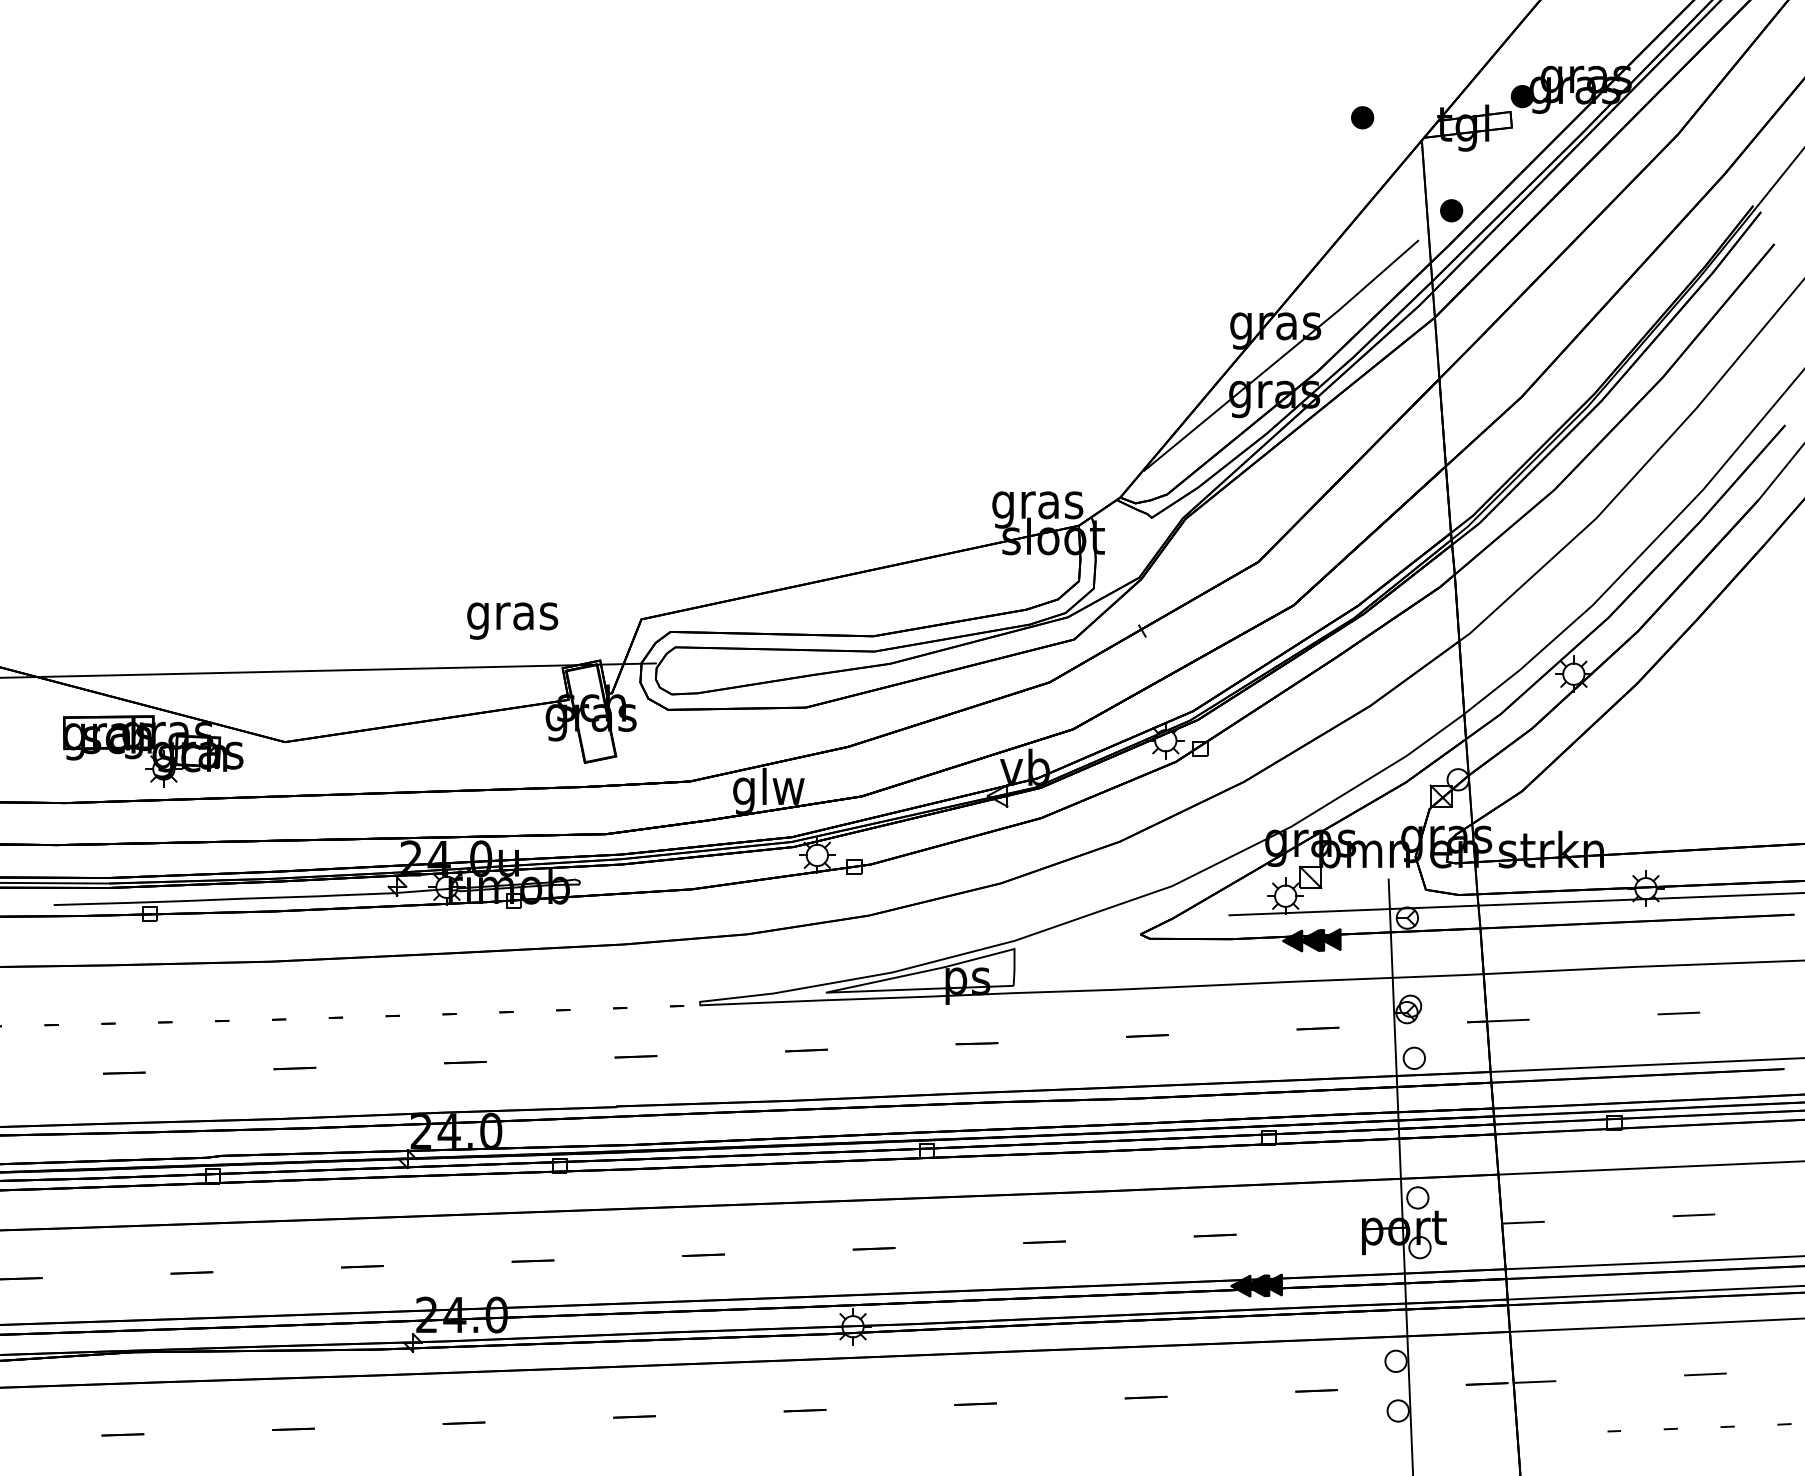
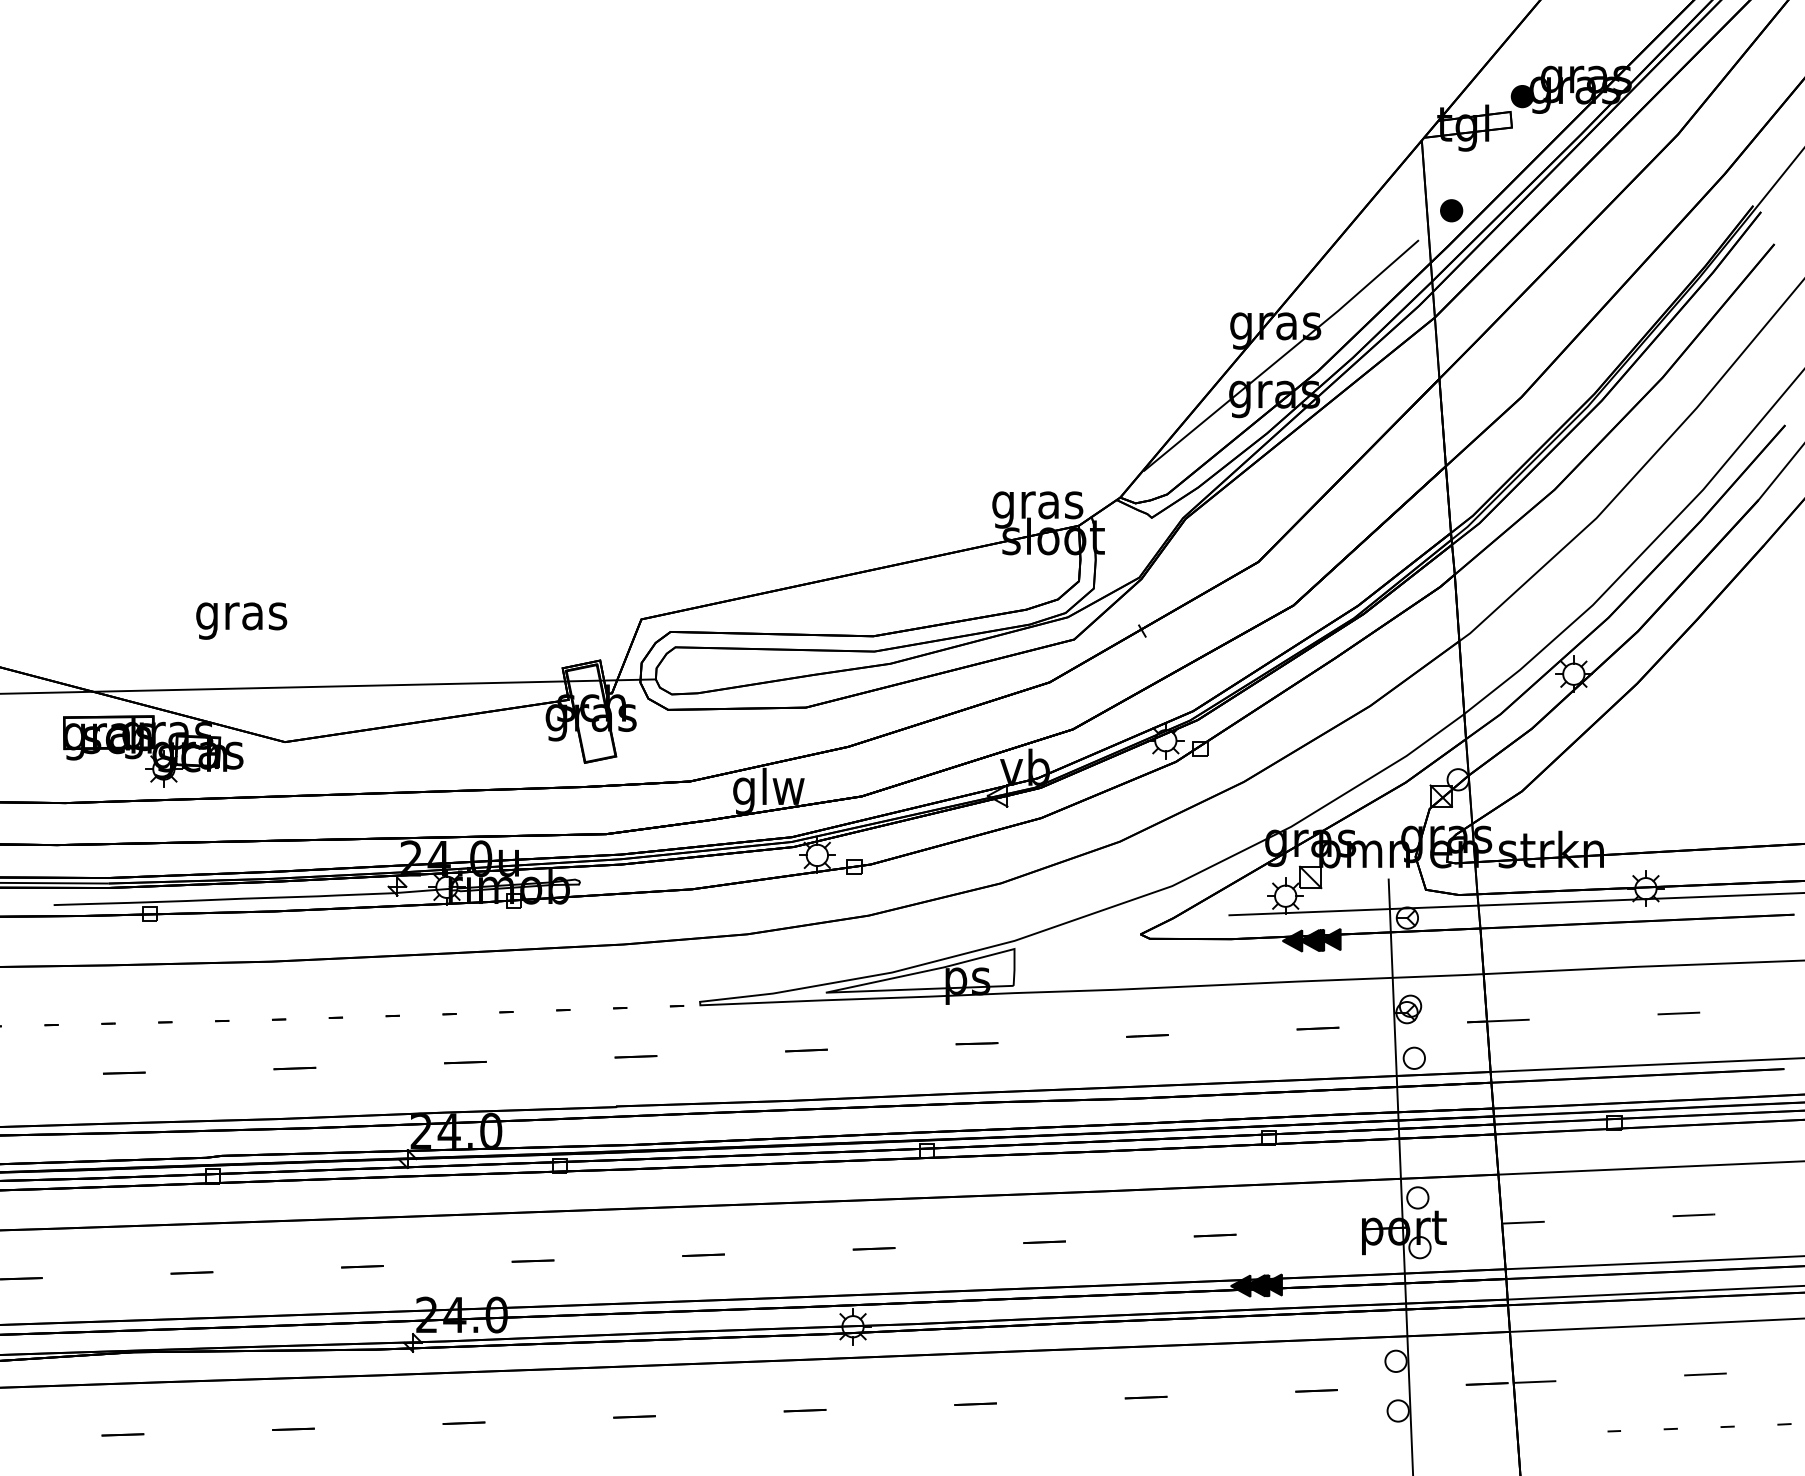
part: present -> none (1362, 117)
text position: (512, 620) -> (241, 620) (241, 620)
line position: (328, 670) -> (328, 686) (328, 686)
